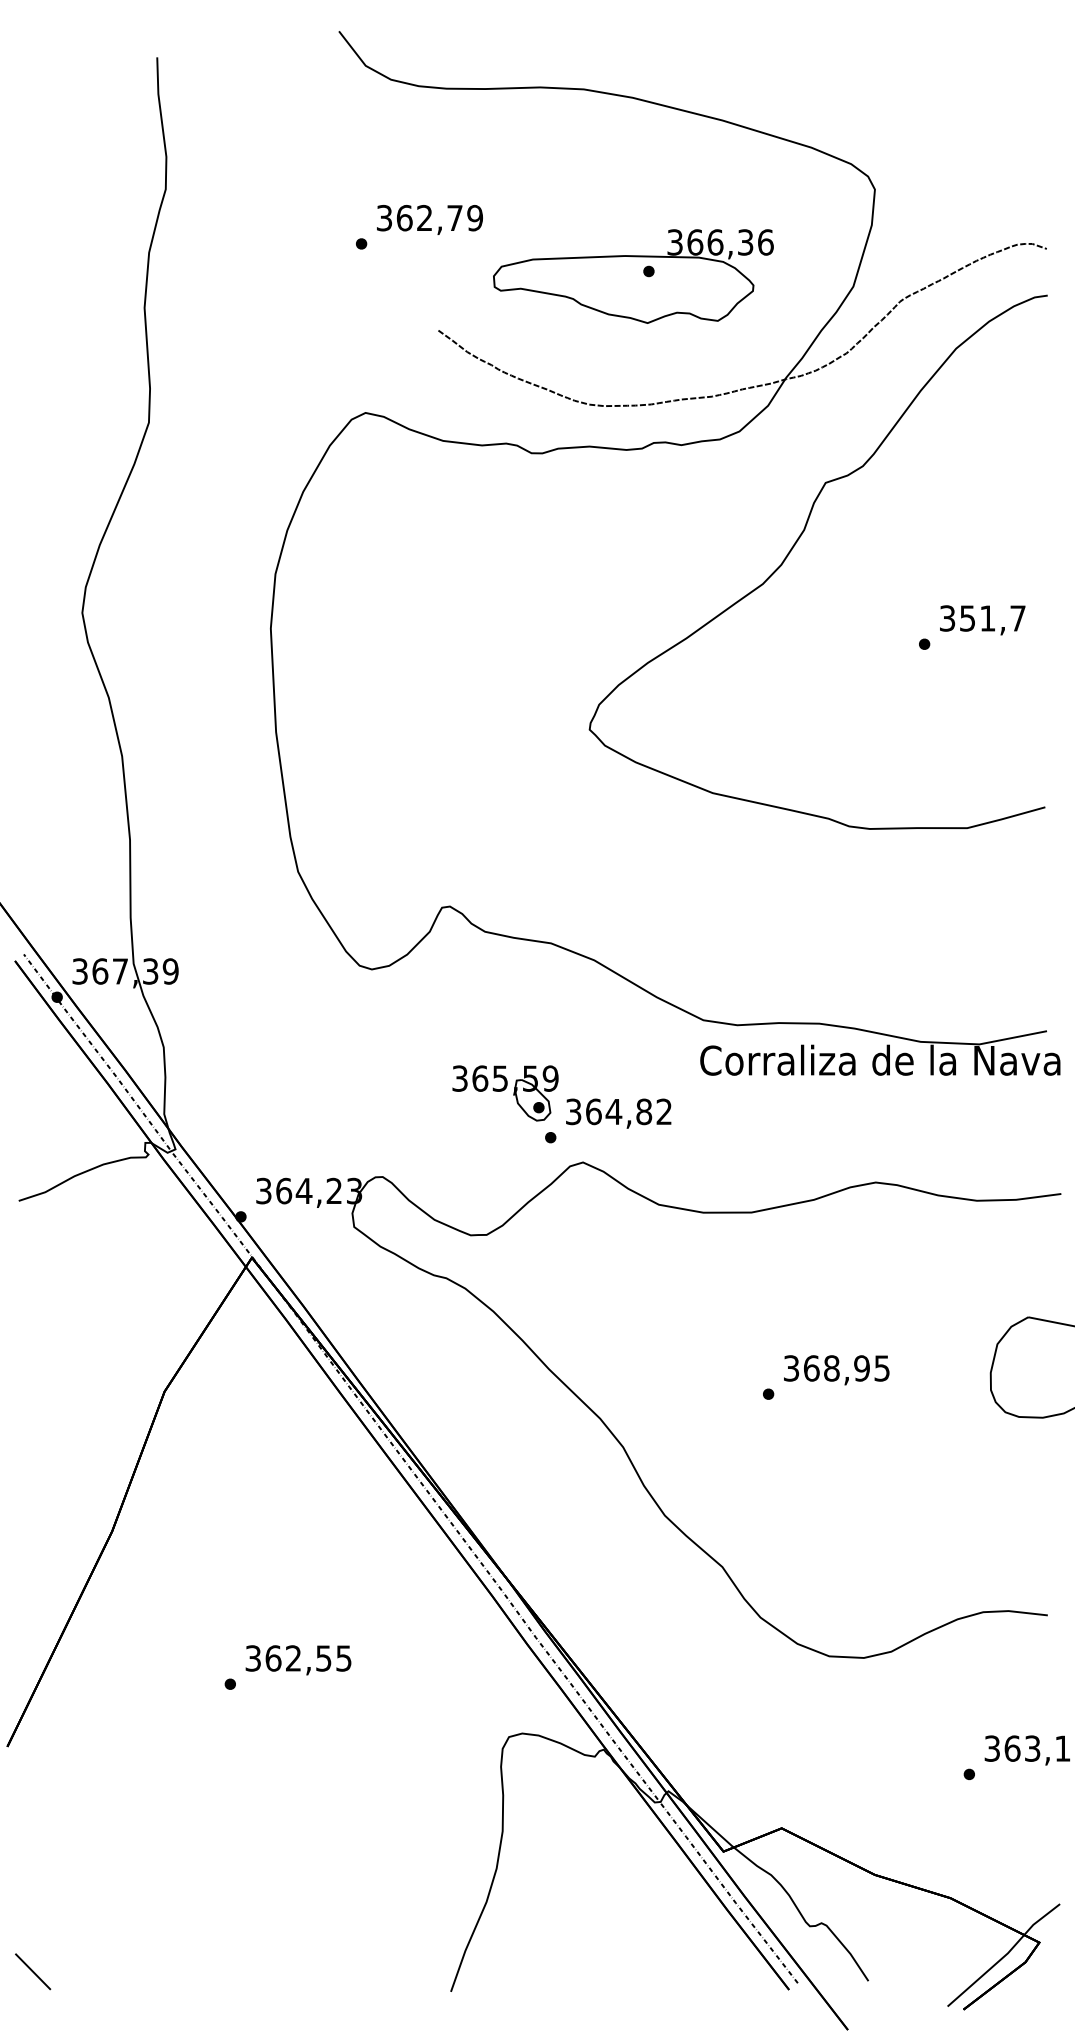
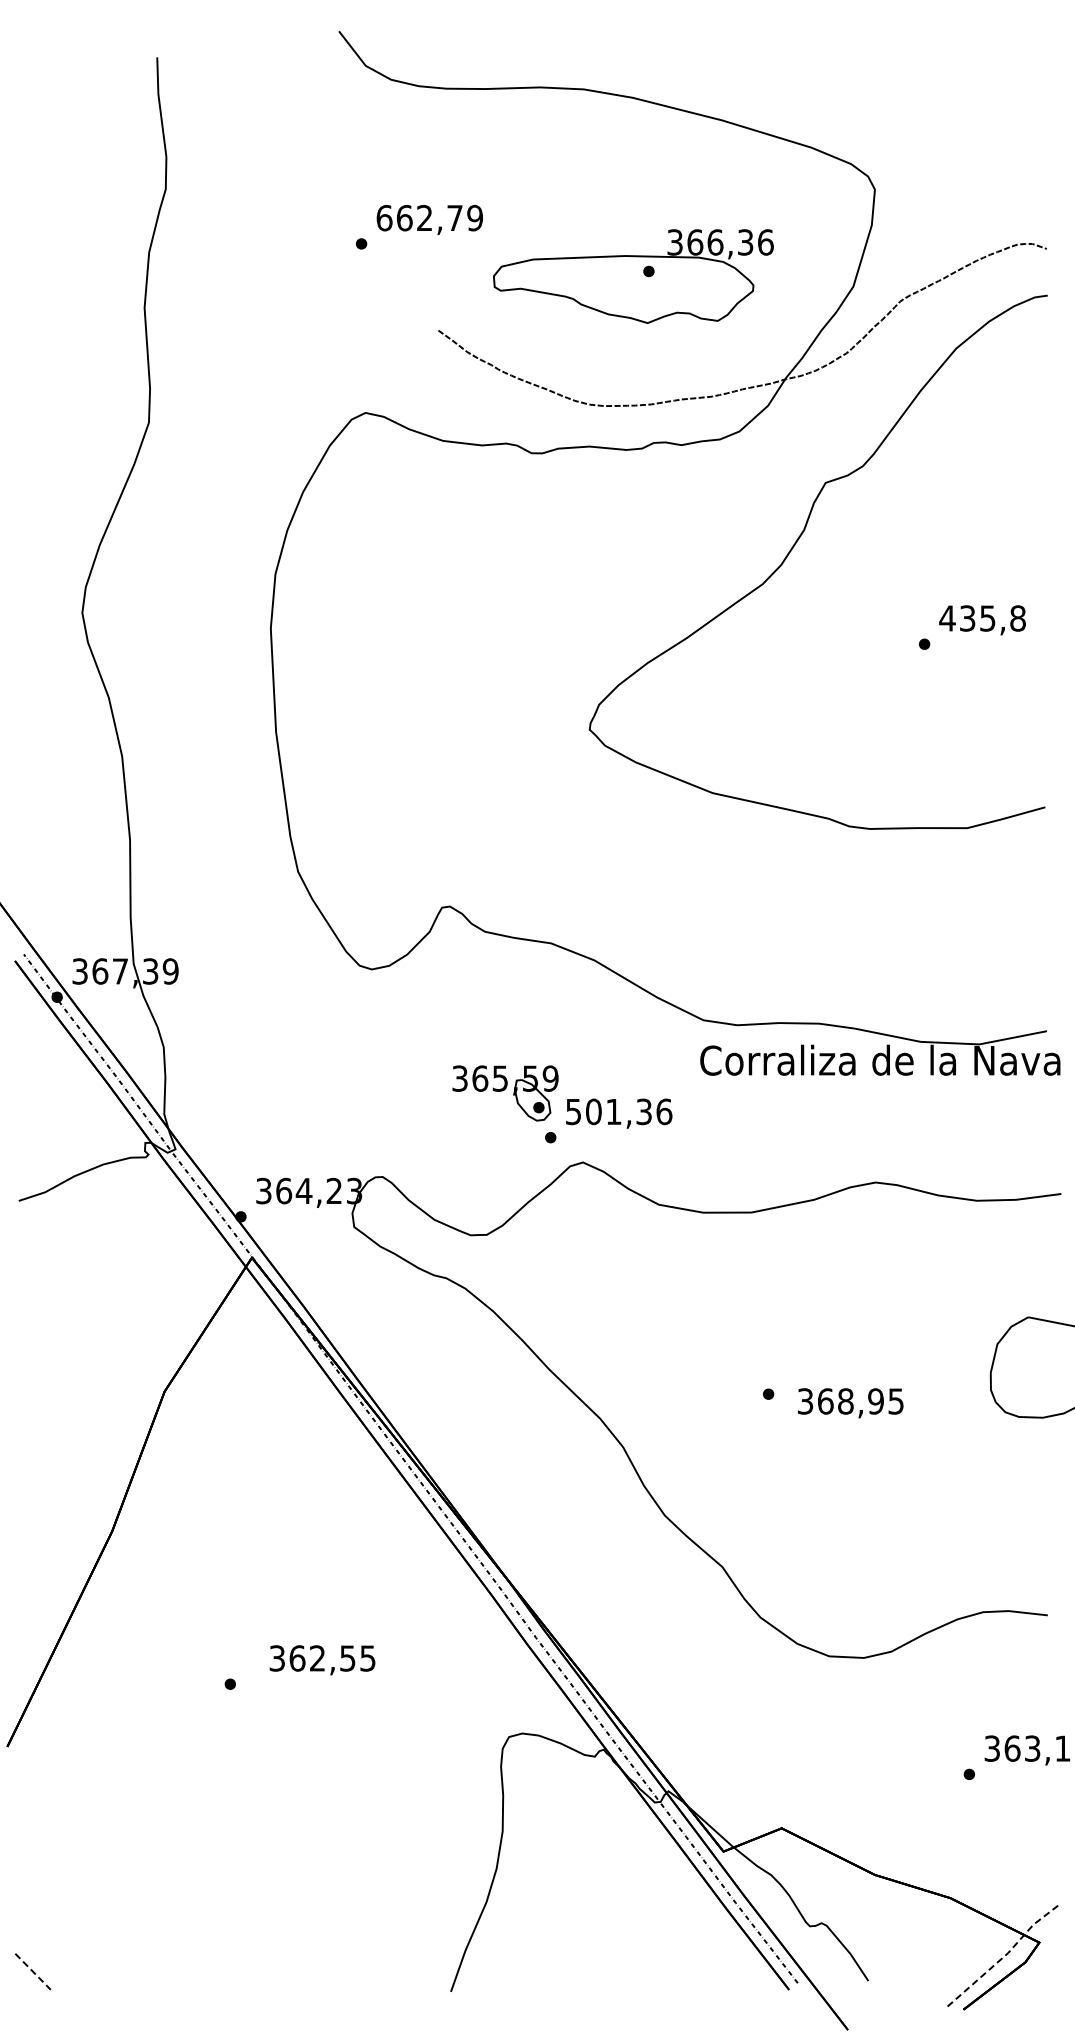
text: 362,79 -> 662,79 (384, 217)
text: 351,7 -> 435,8 (982, 618)
text: 364,82 -> 501,36 (619, 1111)
text position: (836, 1370) -> (850, 1403) (850, 1403)
text position: (298, 1660) -> (322, 1660) (322, 1660)
line: solid -> dashed (1005, 1955)
line: solid -> dashed (33, 1972)
